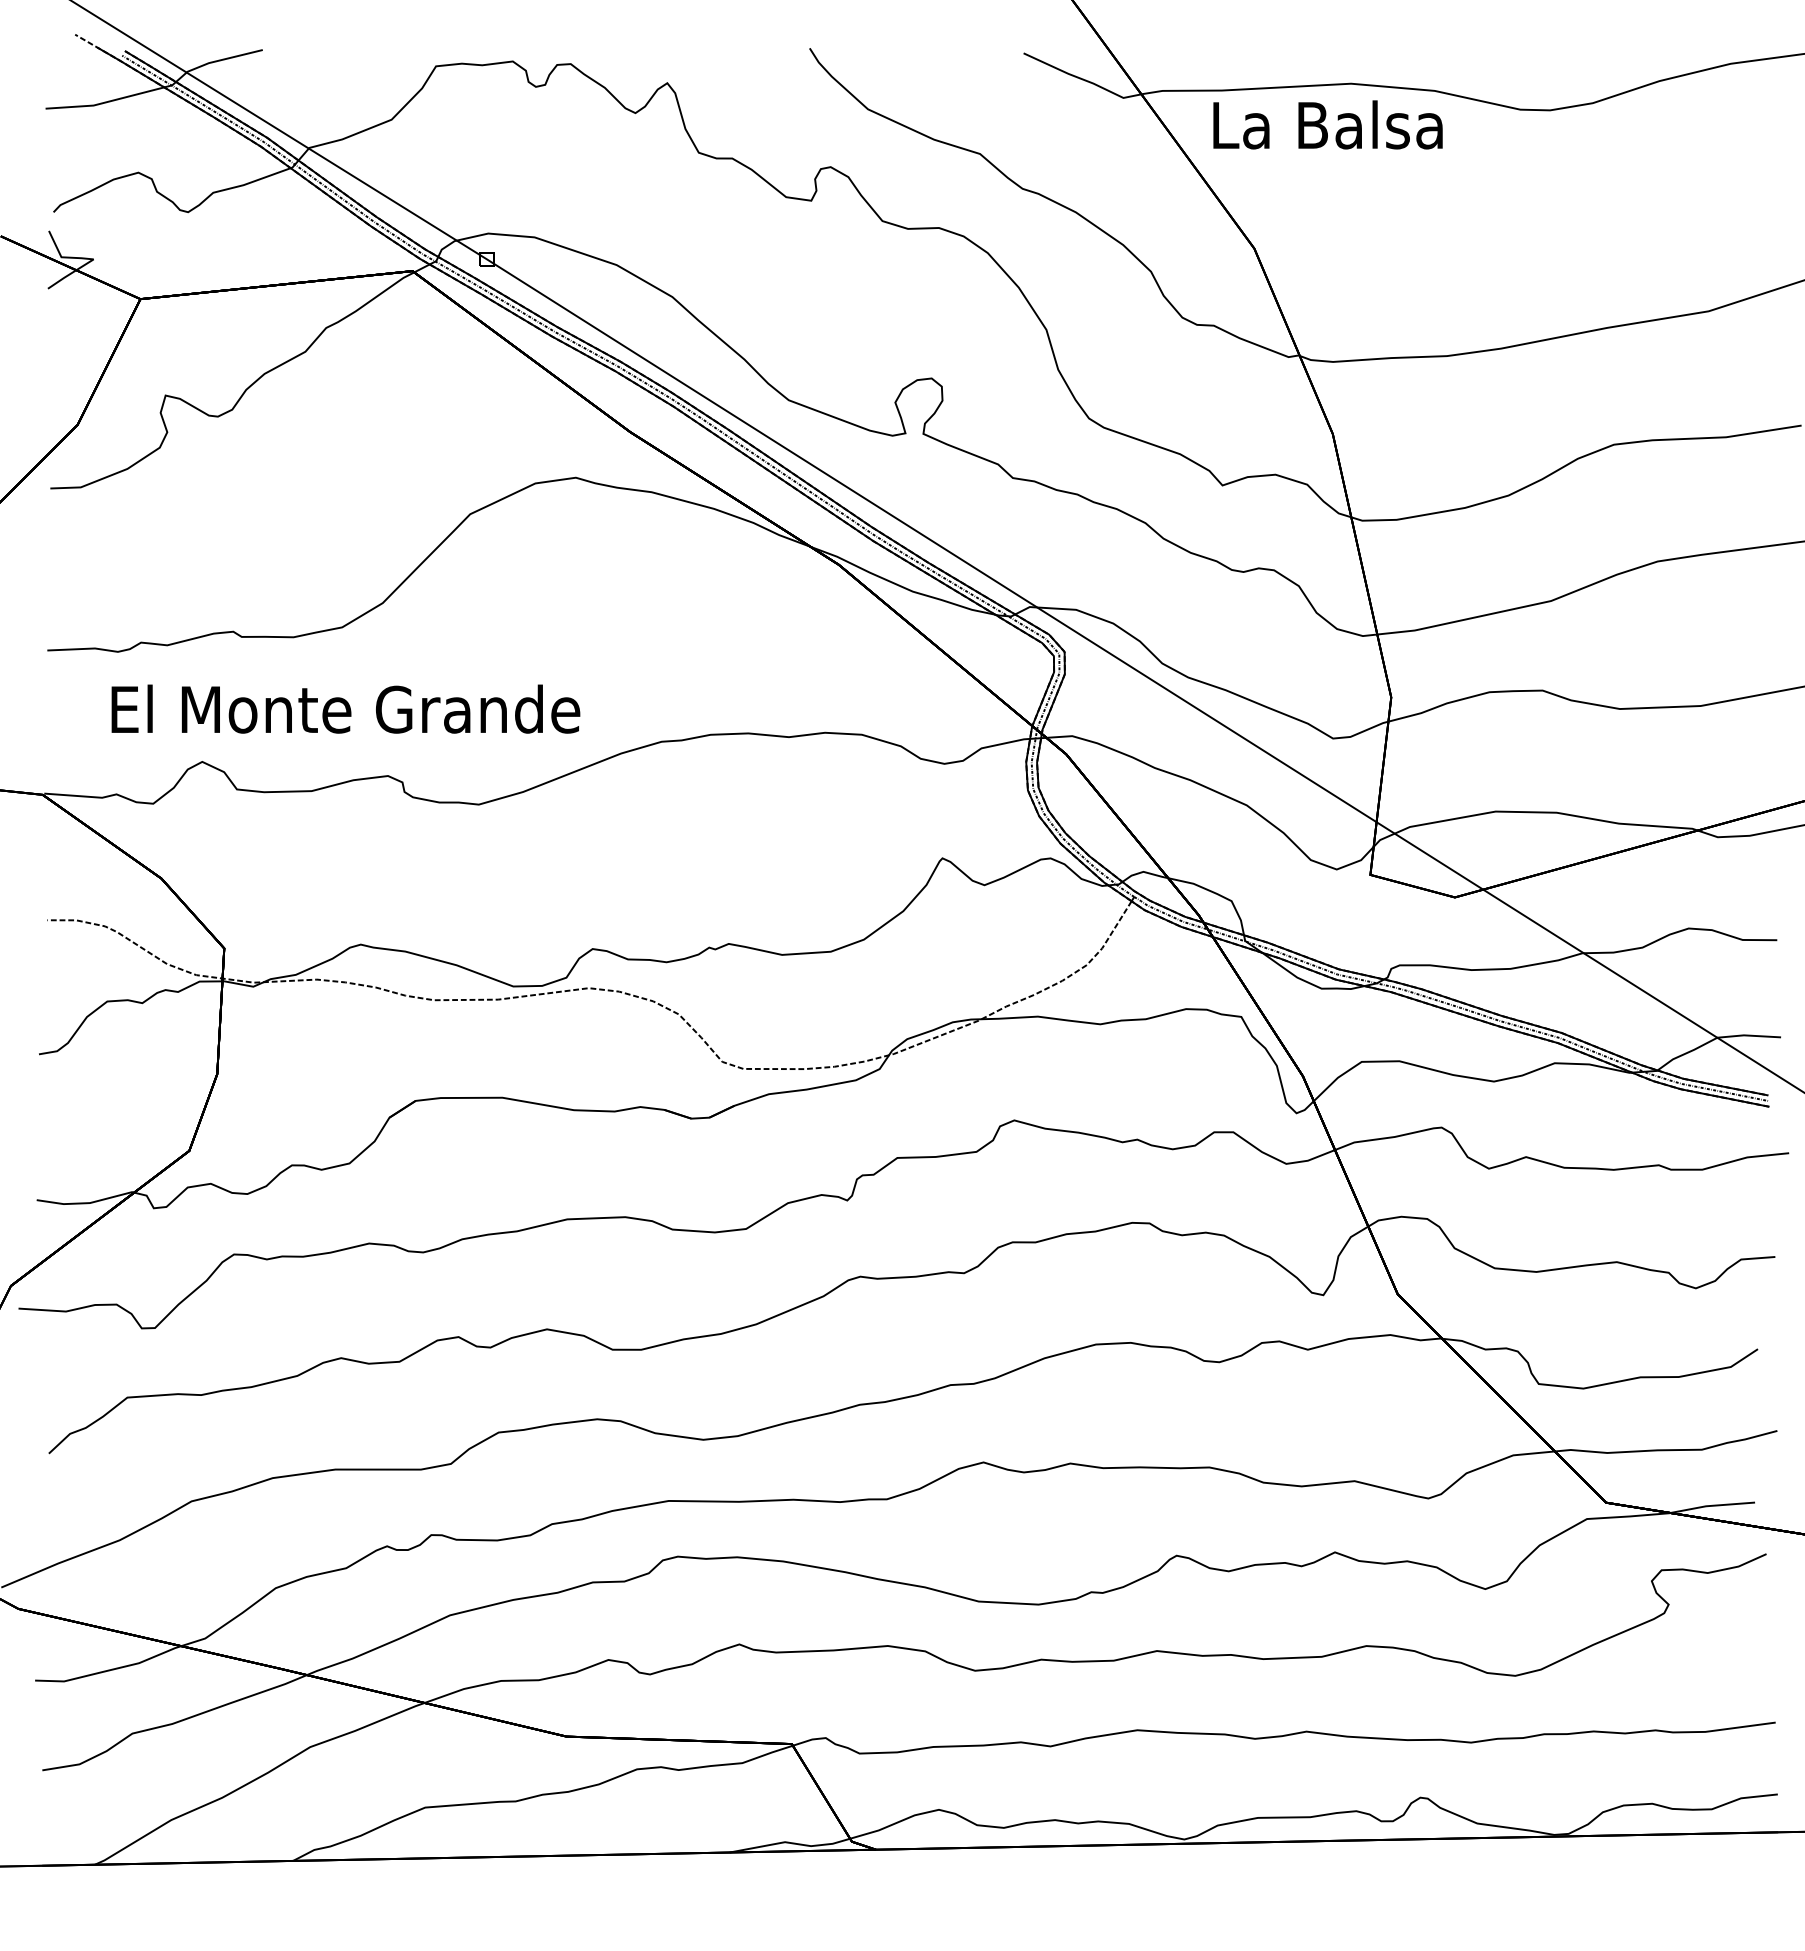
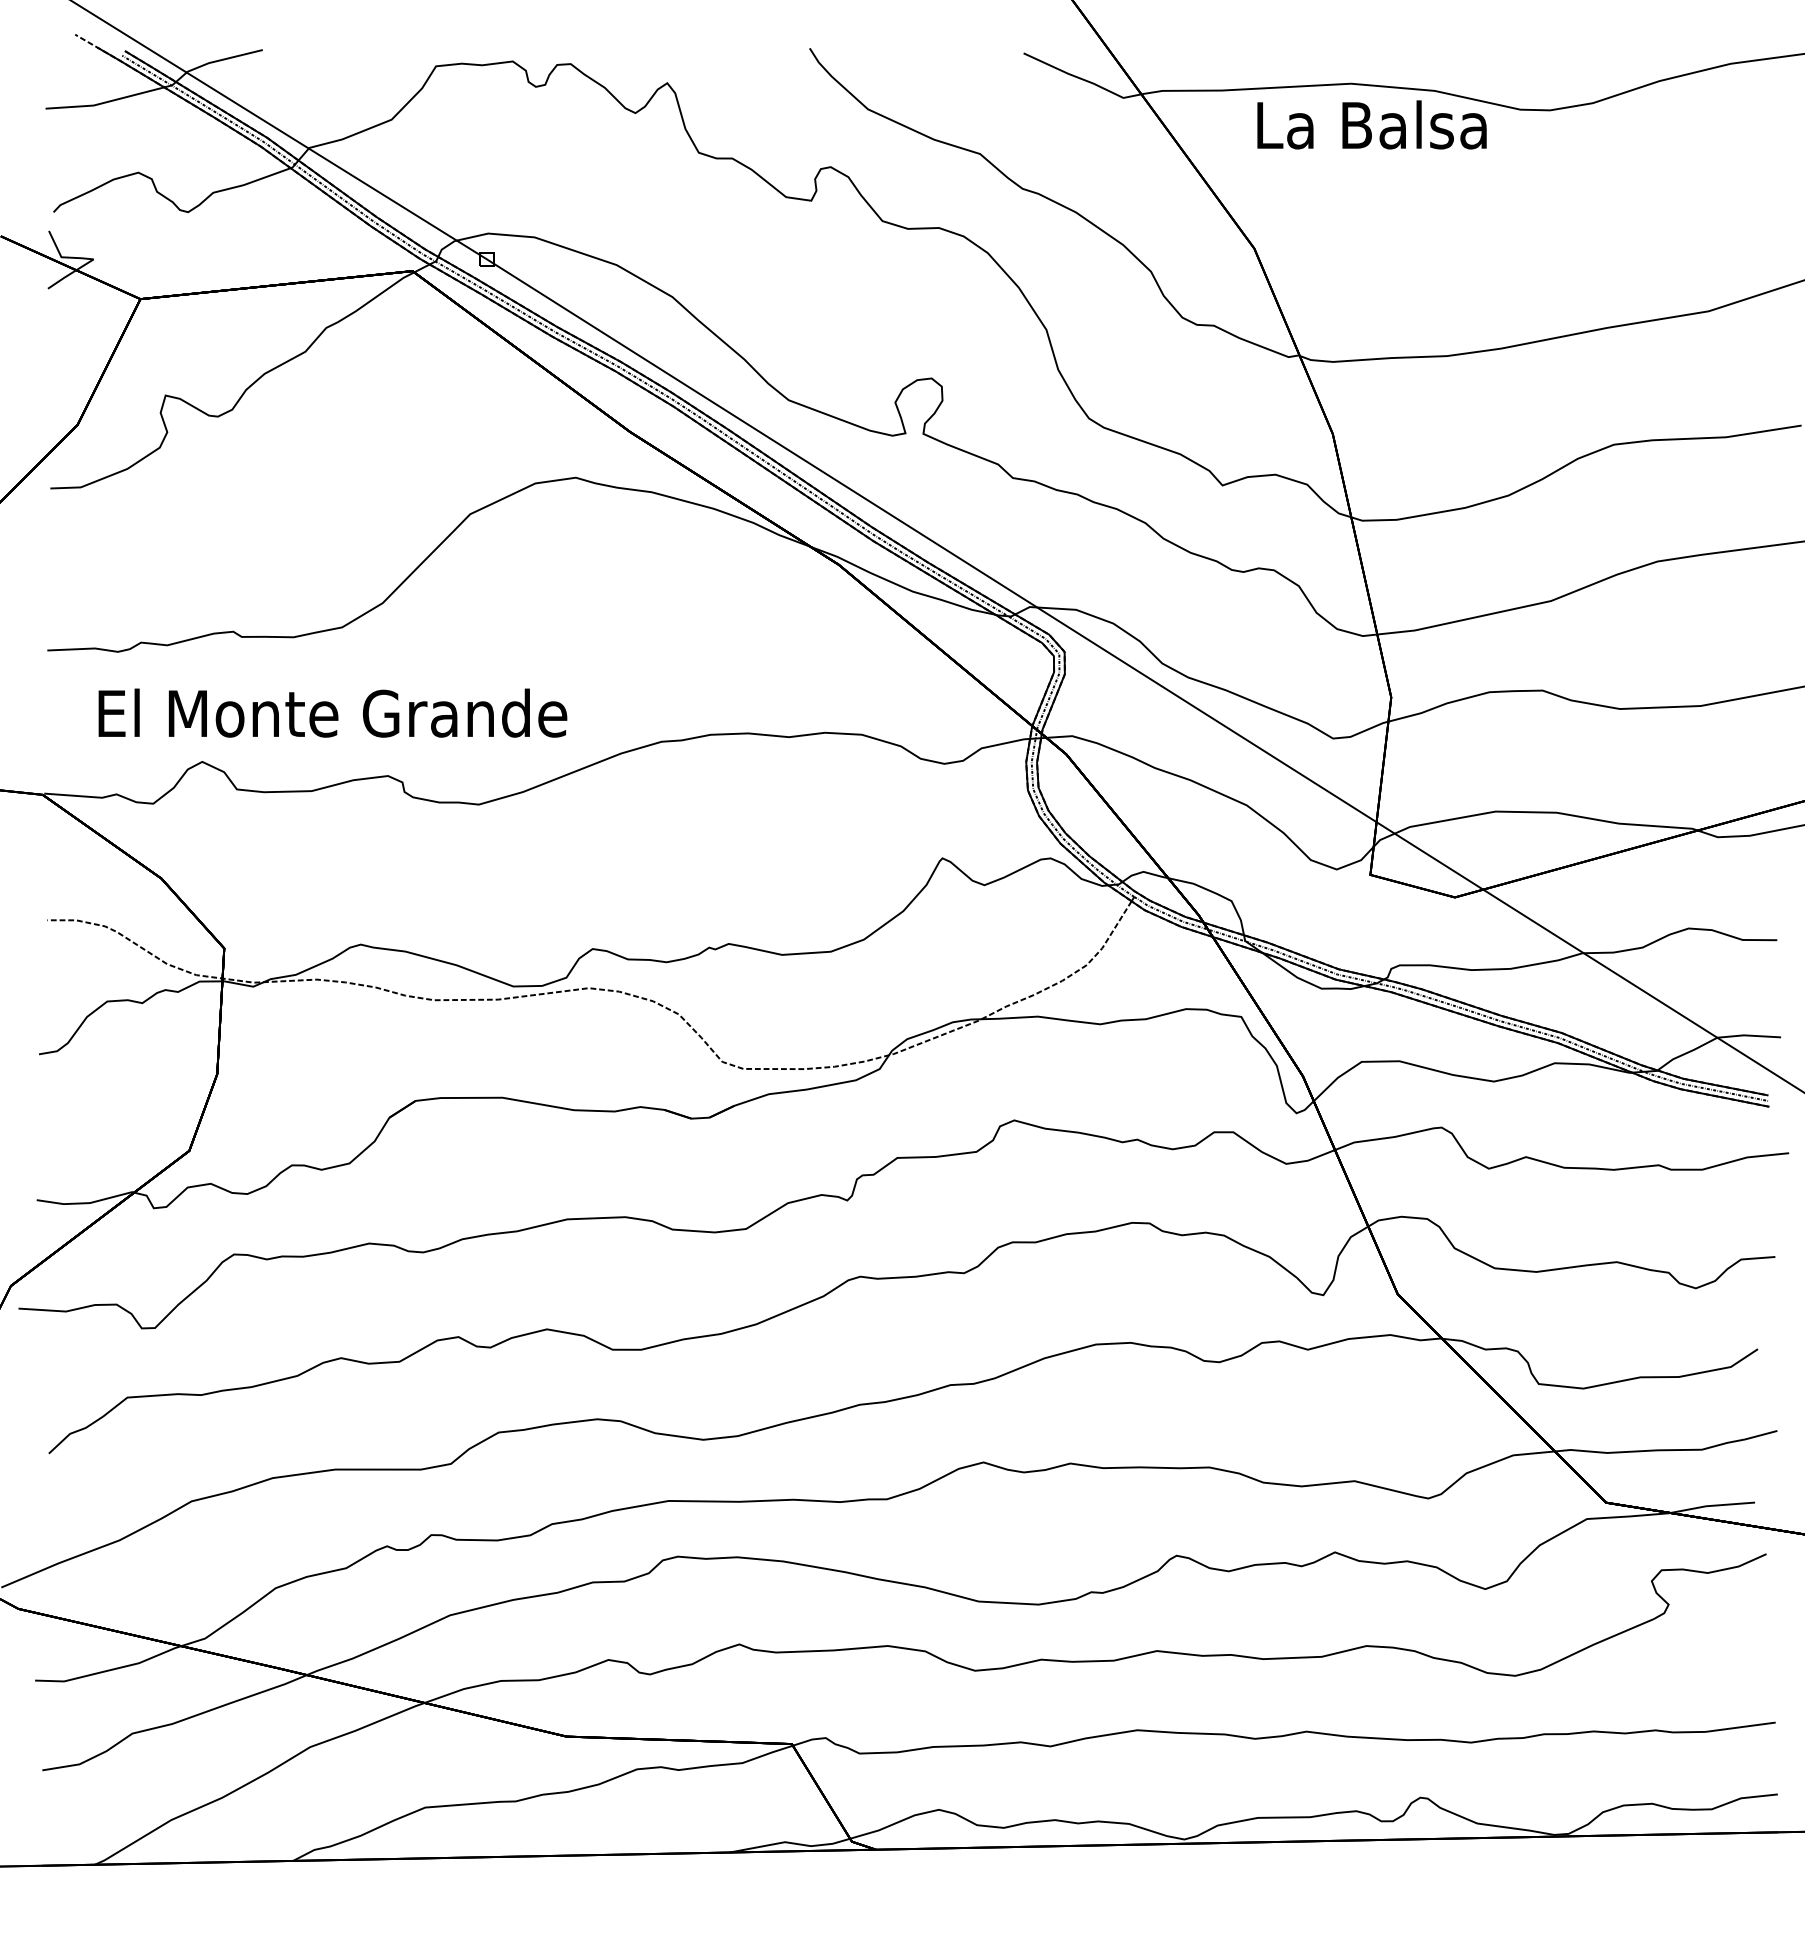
text position: (1327, 124) -> (1371, 124) (1371, 124)
text position: (345, 708) -> (332, 712) (332, 712)
